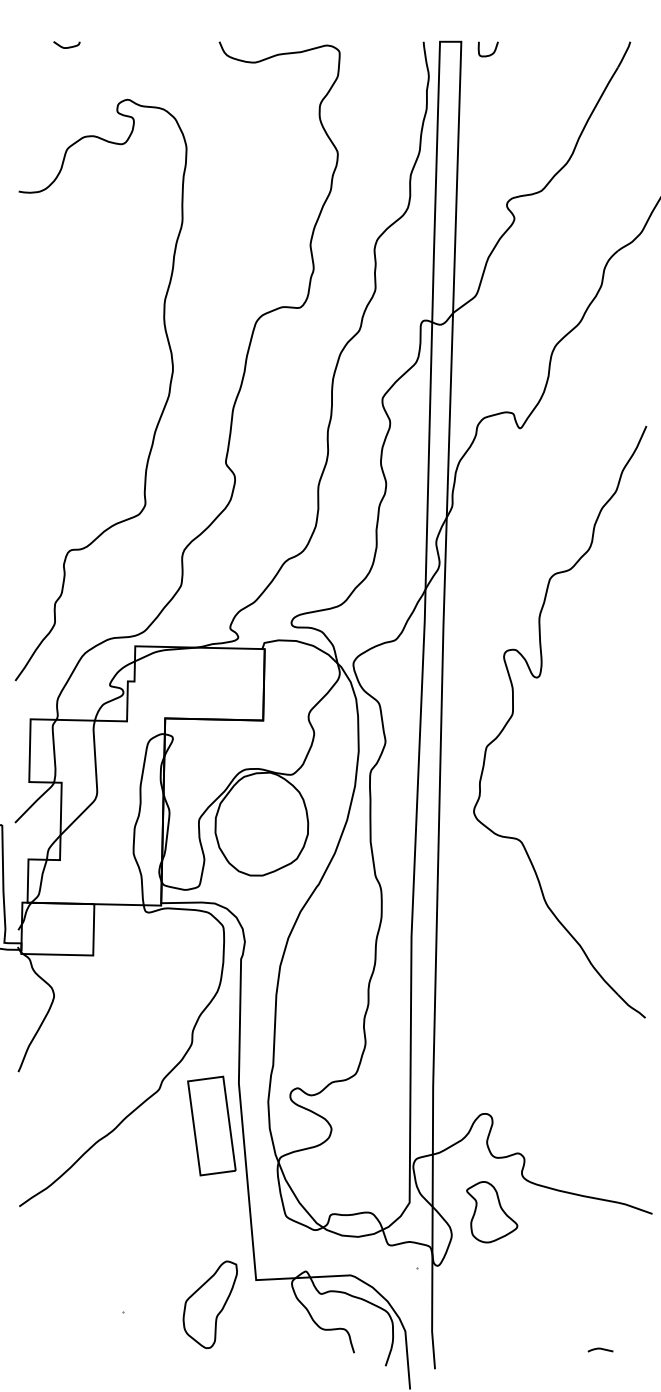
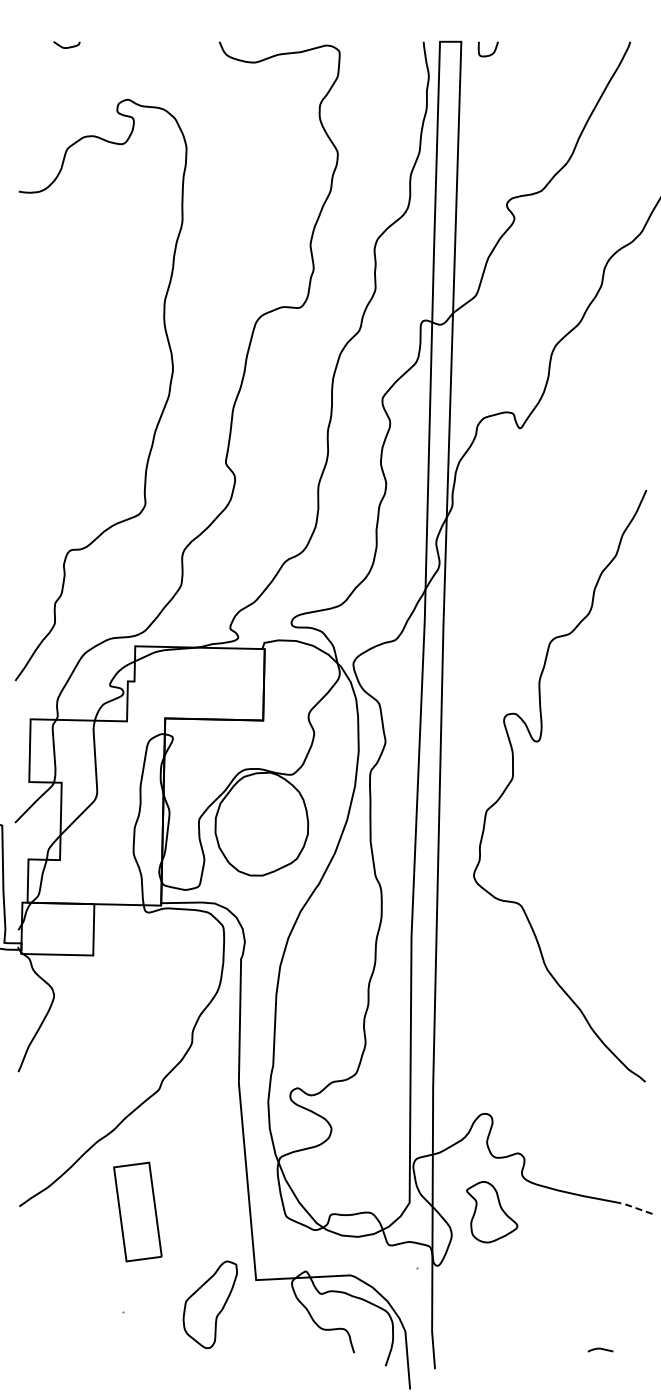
part position: (513, 714) -> (513, 778) (513, 778)
part position: (211, 1125) -> (137, 1211) (137, 1211)
line: solid -> dashed (634, 1207)
